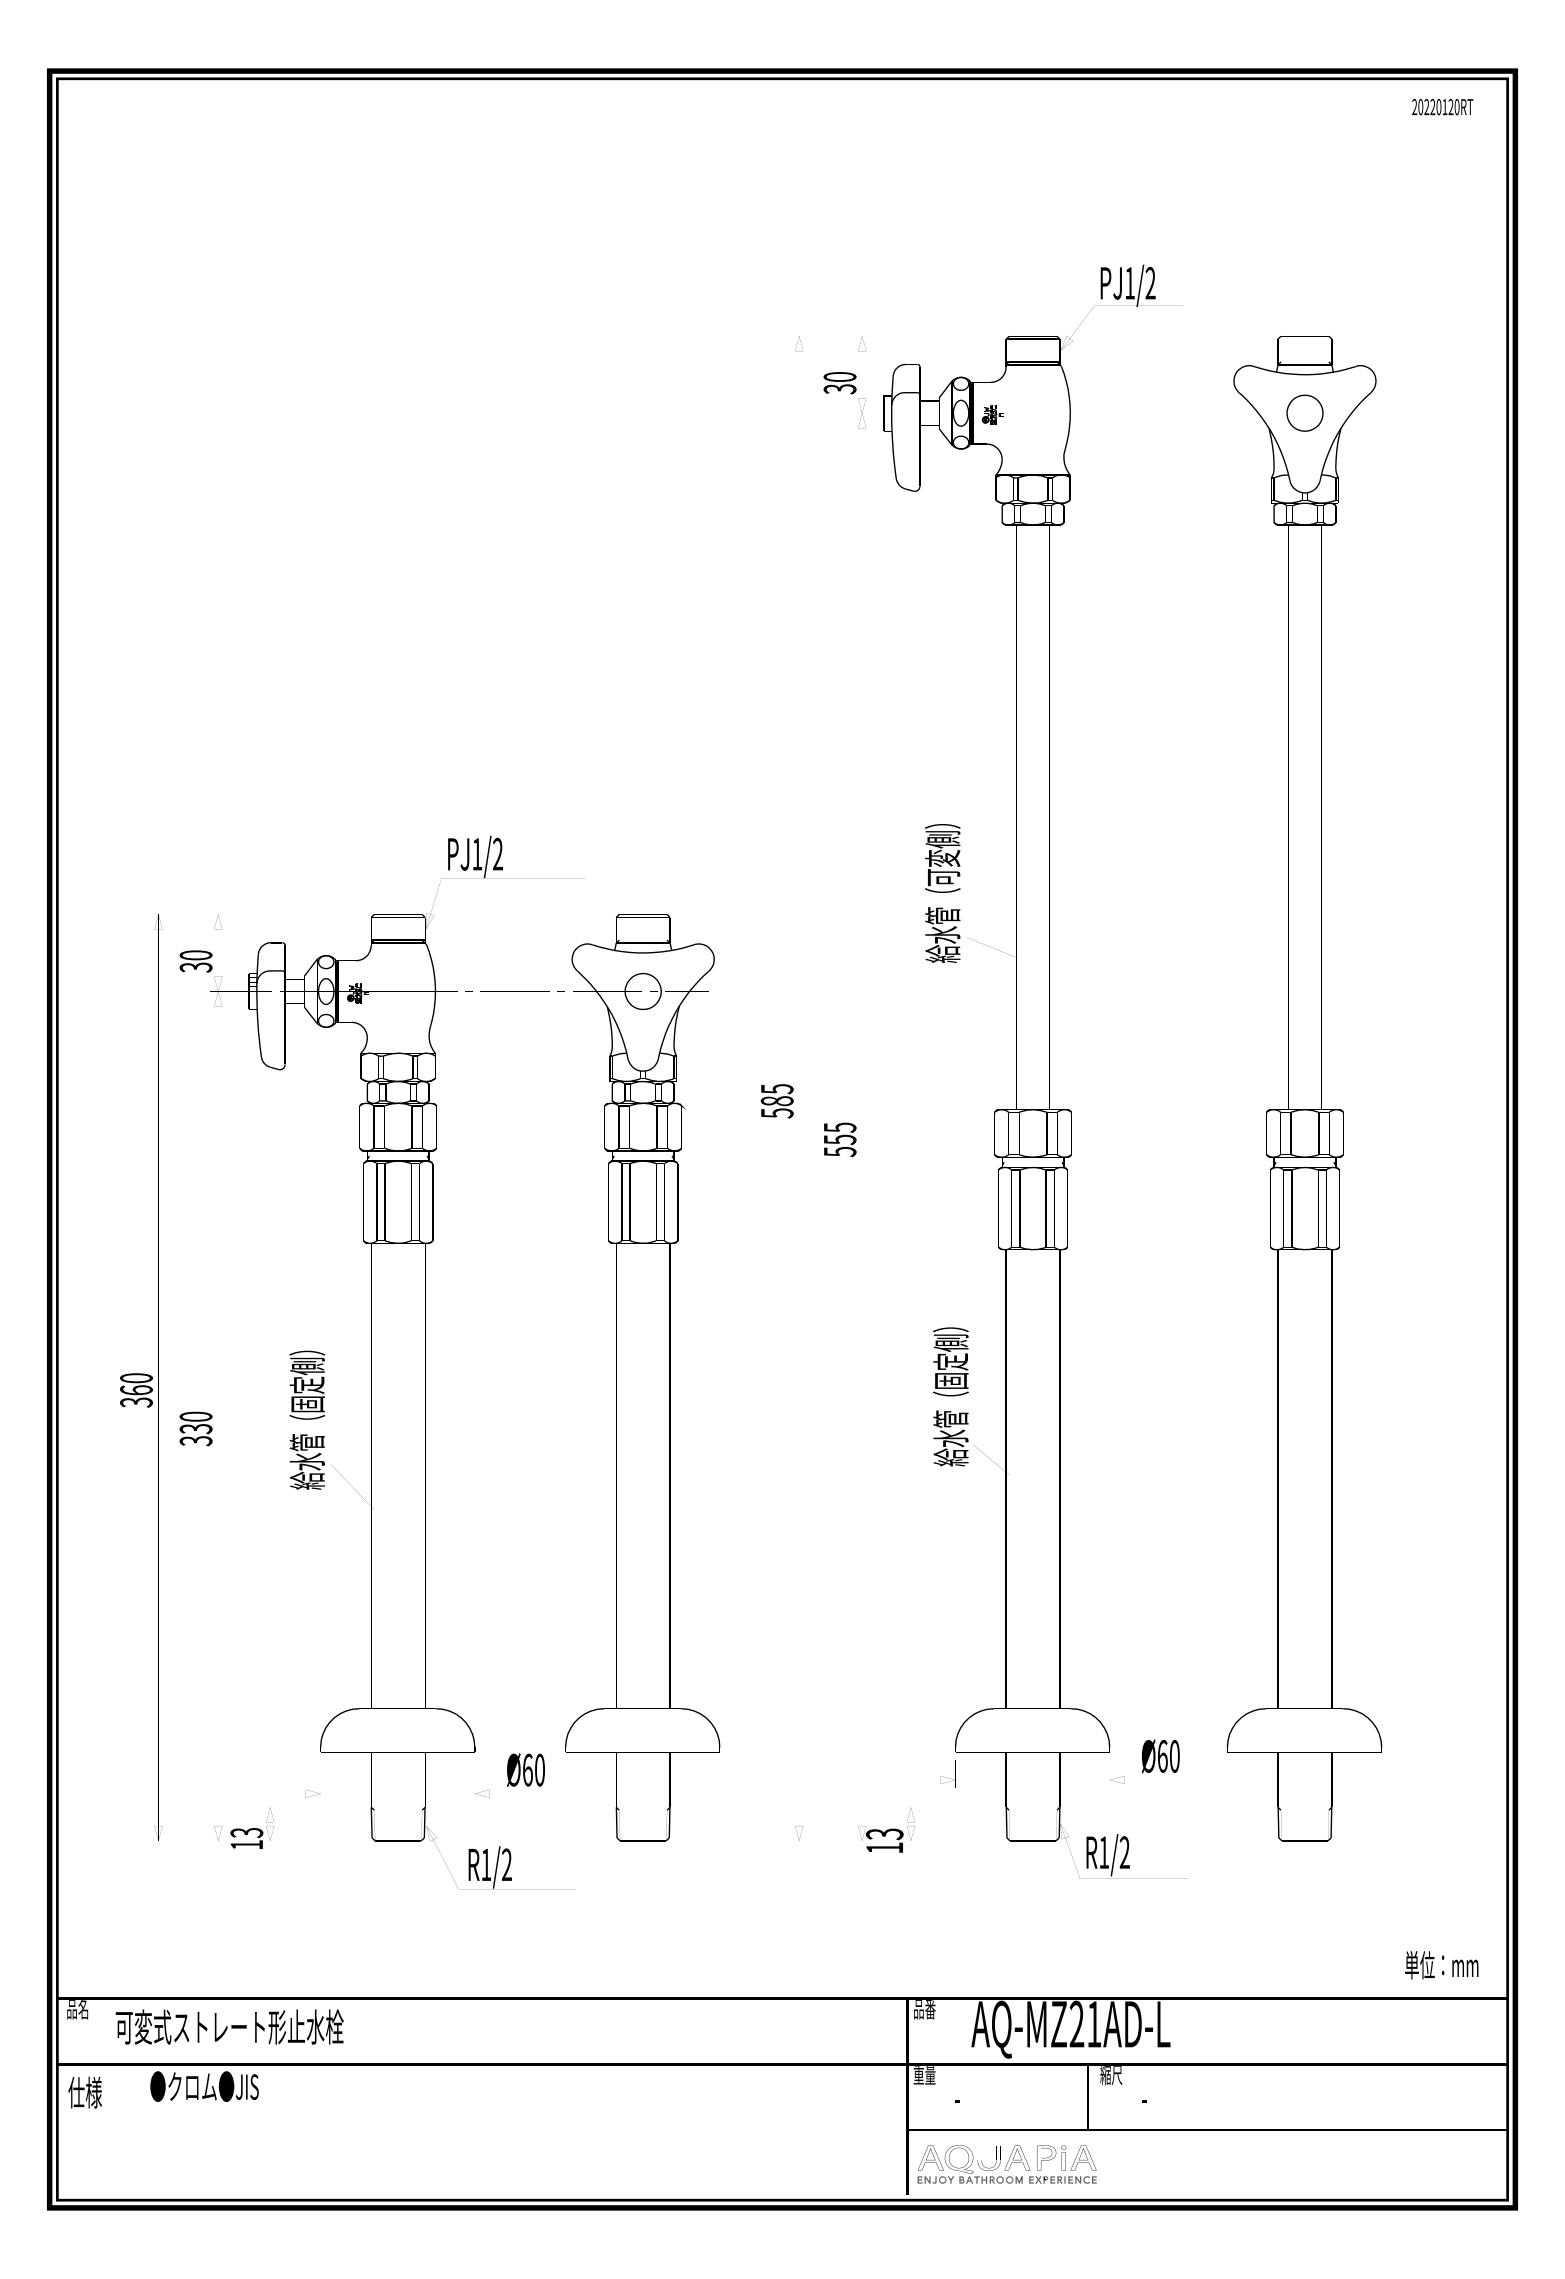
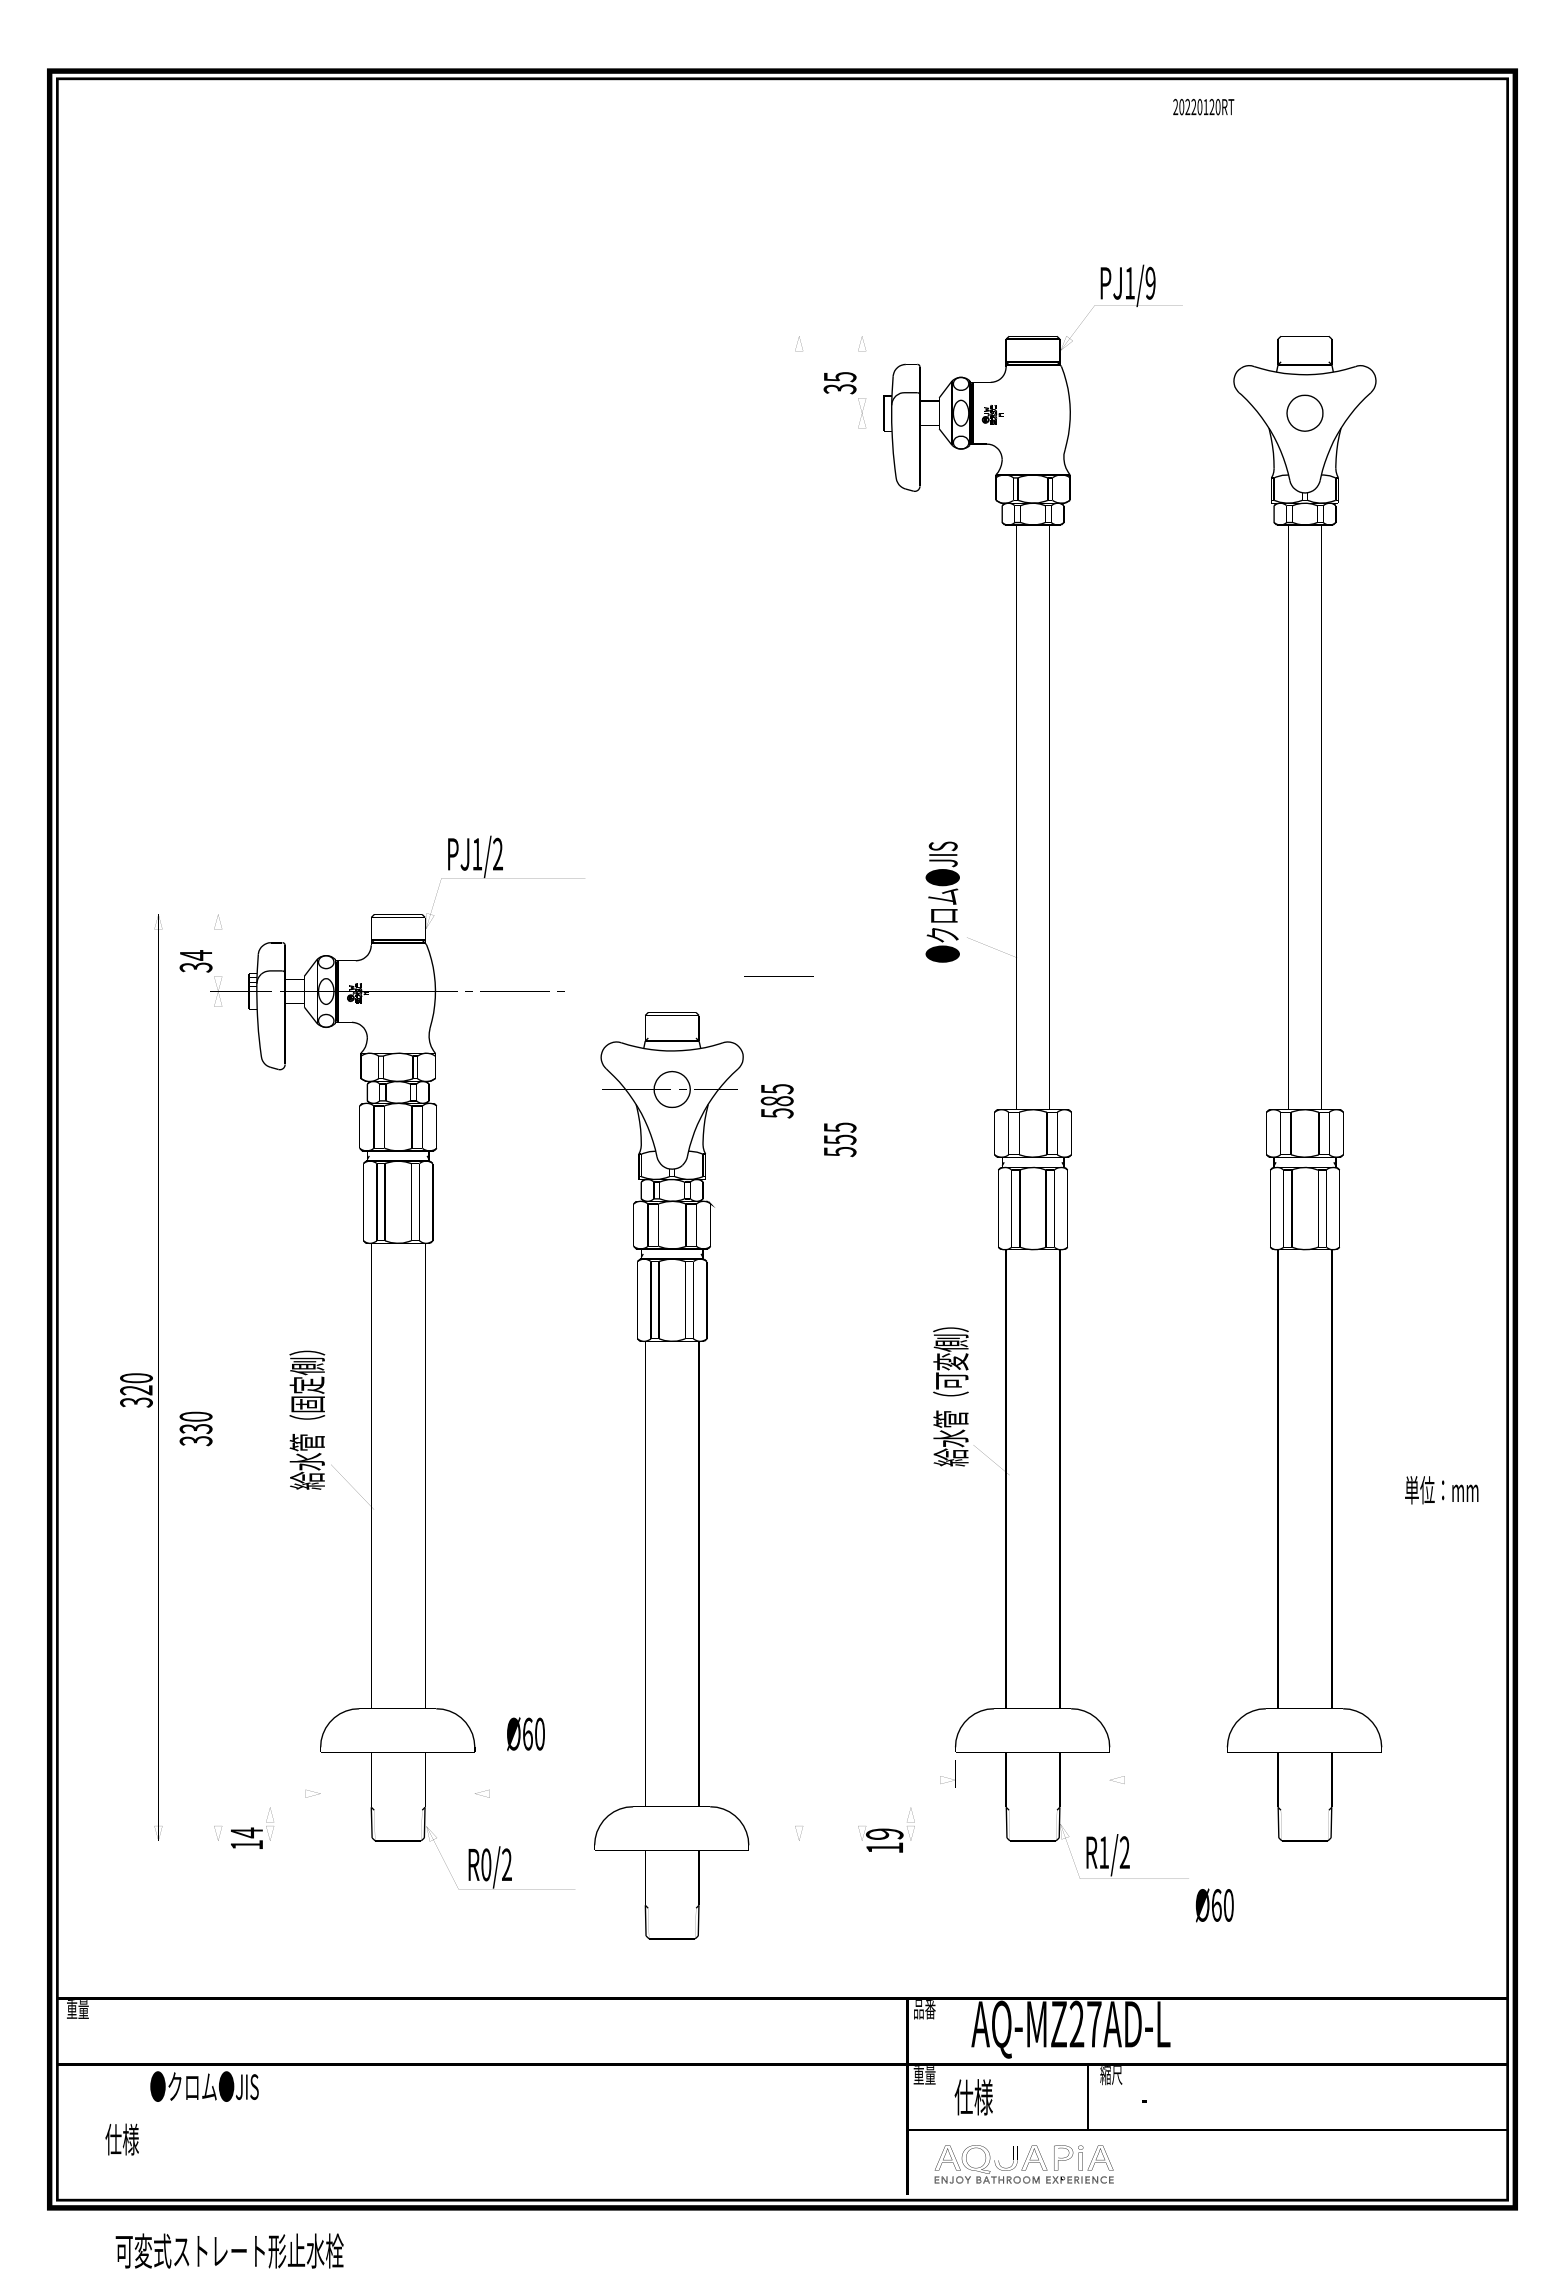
text position: (1442, 107) -> (1203, 107) (1203, 107)
text: PJ1/2 -> PJ1/9 (1150, 283)
text: 30 -> 35 (839, 377)
text: 給水管（可変側） -> ●クロム●JIS (942, 893)
text: 30 -> 34 (195, 955)
line: none -> present (778, 976)
text: 給水管（固定側） -> 給水管（可変側） (951, 1371)
part position: (642, 1377) -> (671, 1475) (671, 1475)
text: 360 -> 320 (136, 1390)
text position: (1160, 1756) -> (1214, 1905) (1214, 1905)
text position: (525, 1769) -> (525, 1733) (525, 1733)
text: 13 -> 14 (246, 1832)
text: 13 -> 19 (884, 1834)
text: R1/2 -> R0/2 (486, 1864)
text position: (1441, 1965) -> (1441, 1490) (1441, 1490)
text: 品名 -> 重量 (77, 2009)
text: AQ-MZ21AD-L -> AQ-MZ27AD-L (1094, 2024)
text position: (229, 2026) -> (229, 2250) (229, 2250)
text position: (84, 2092) -> (121, 2139) (121, 2139)
text: - -> 仕様 (973, 2097)
part position: (1006, 2164) -> (1023, 2164) (1023, 2164)
